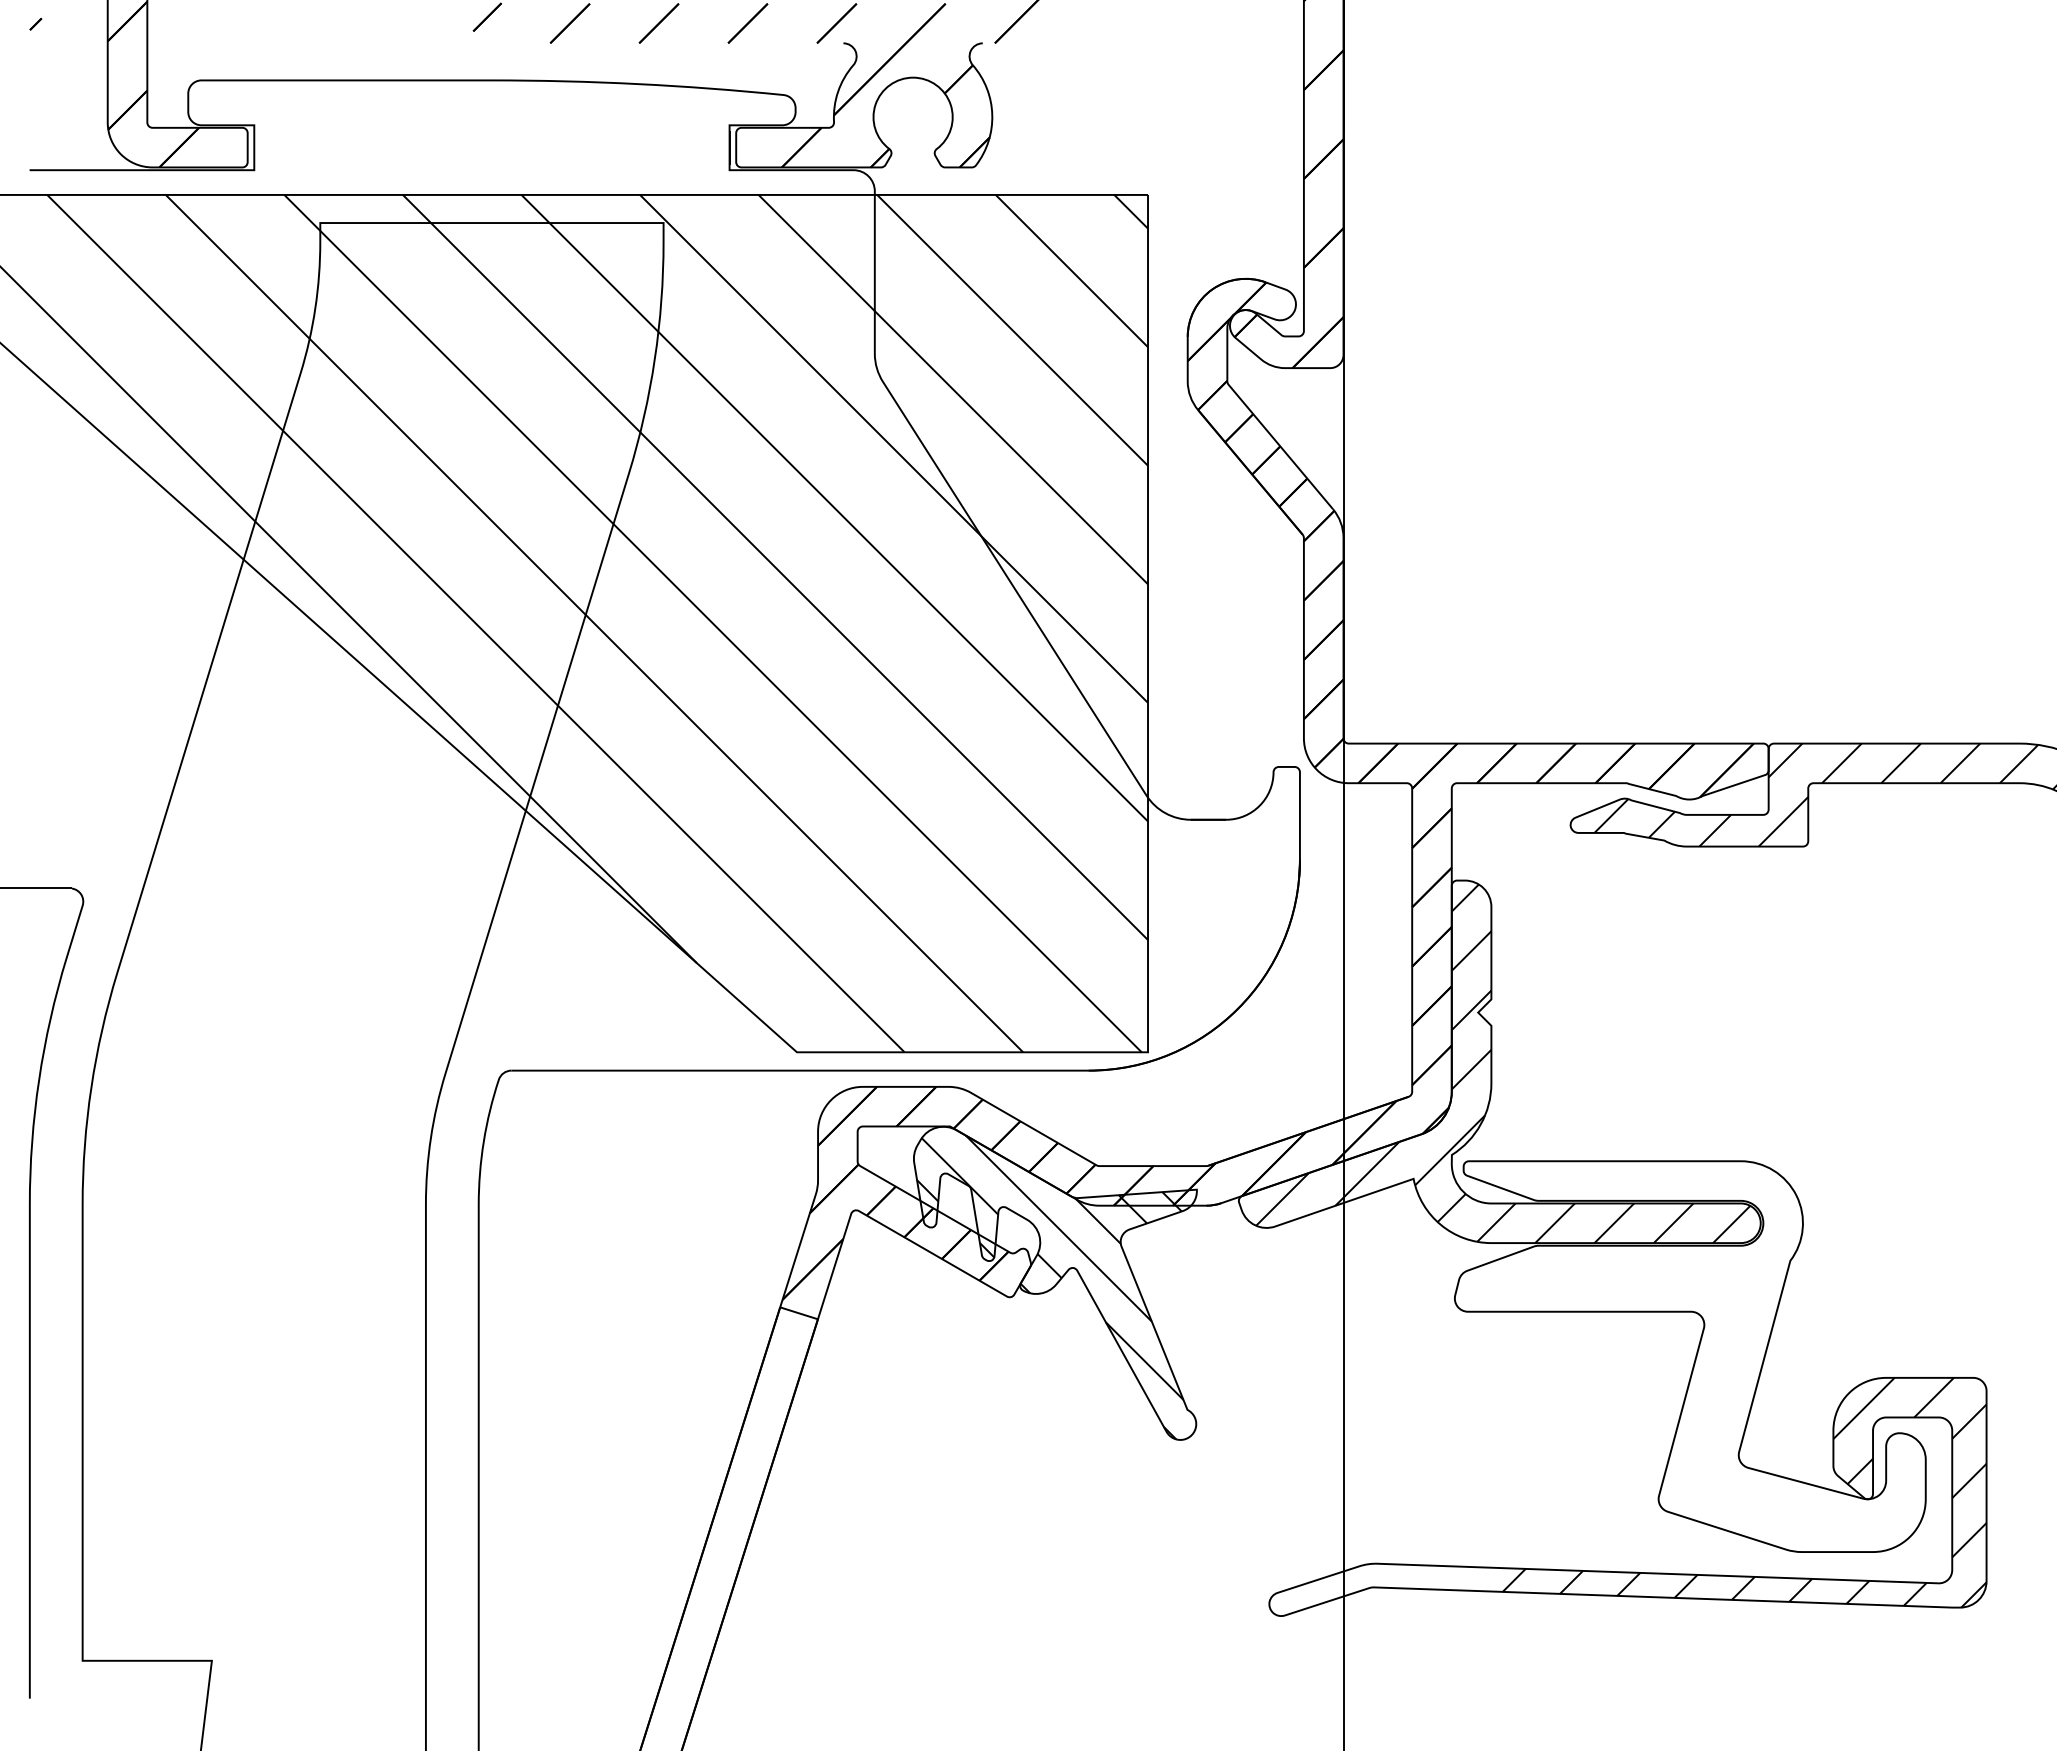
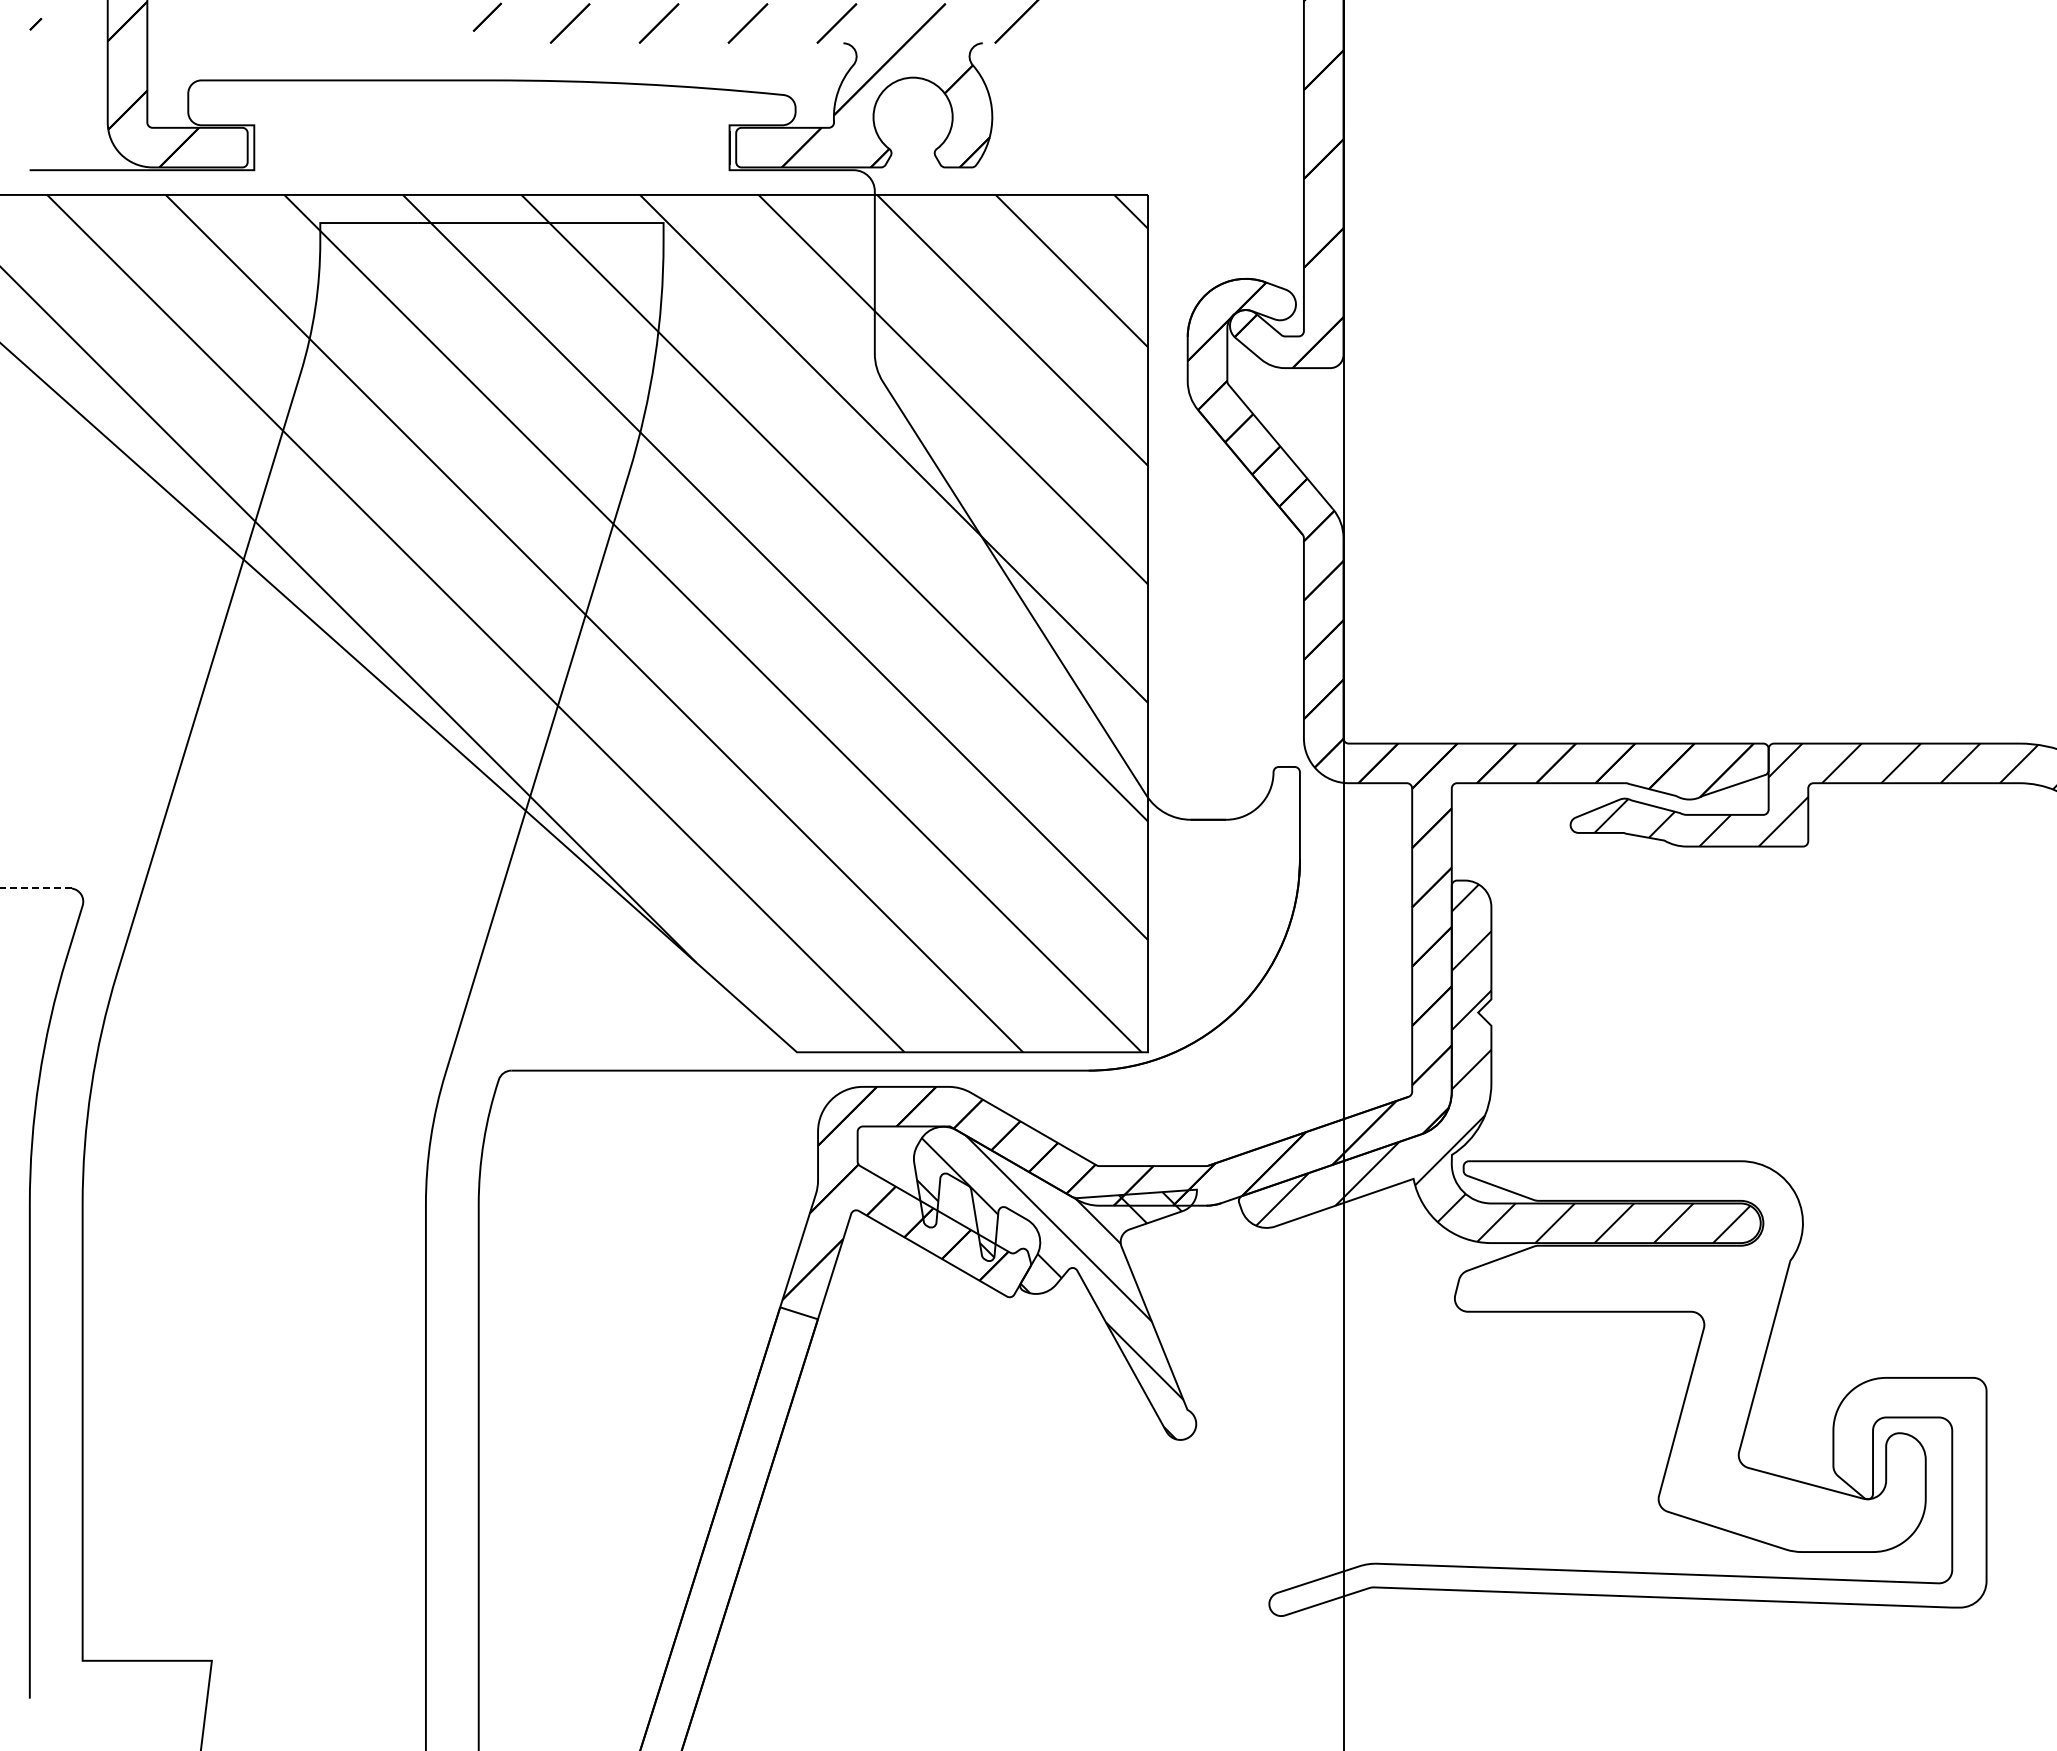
line: solid -> dashed (36, 888)
hatch: present -> none (1744, 1492)
